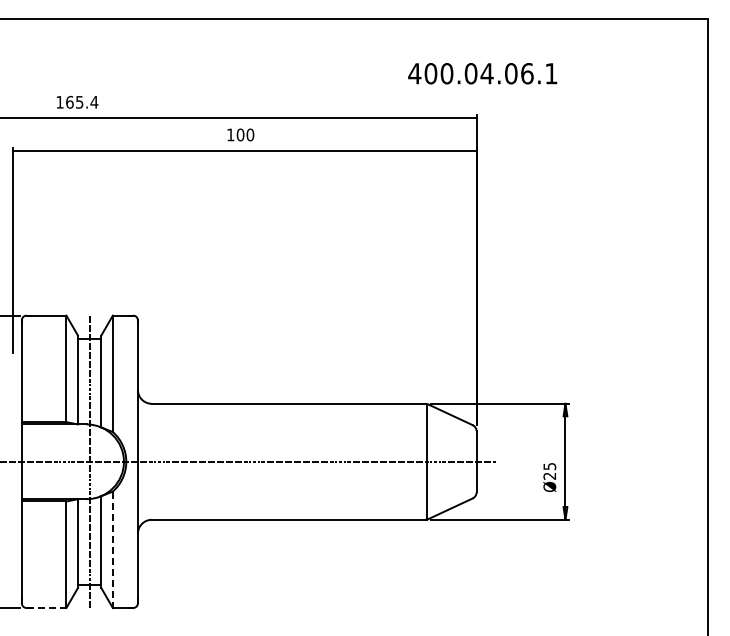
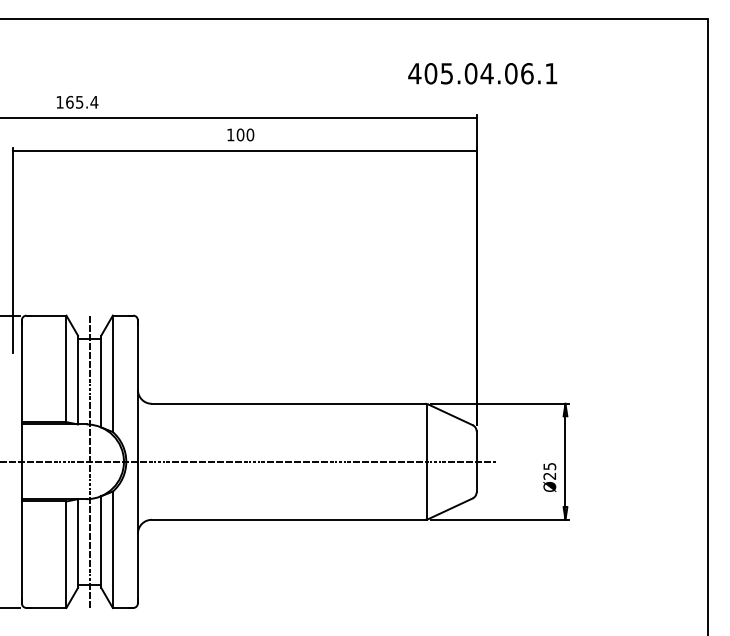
text: 400.04.06.1 -> 405.04.06.1 (446, 73)
line: dashed -> solid (112, 550)
line: dashed -> solid (46, 607)
